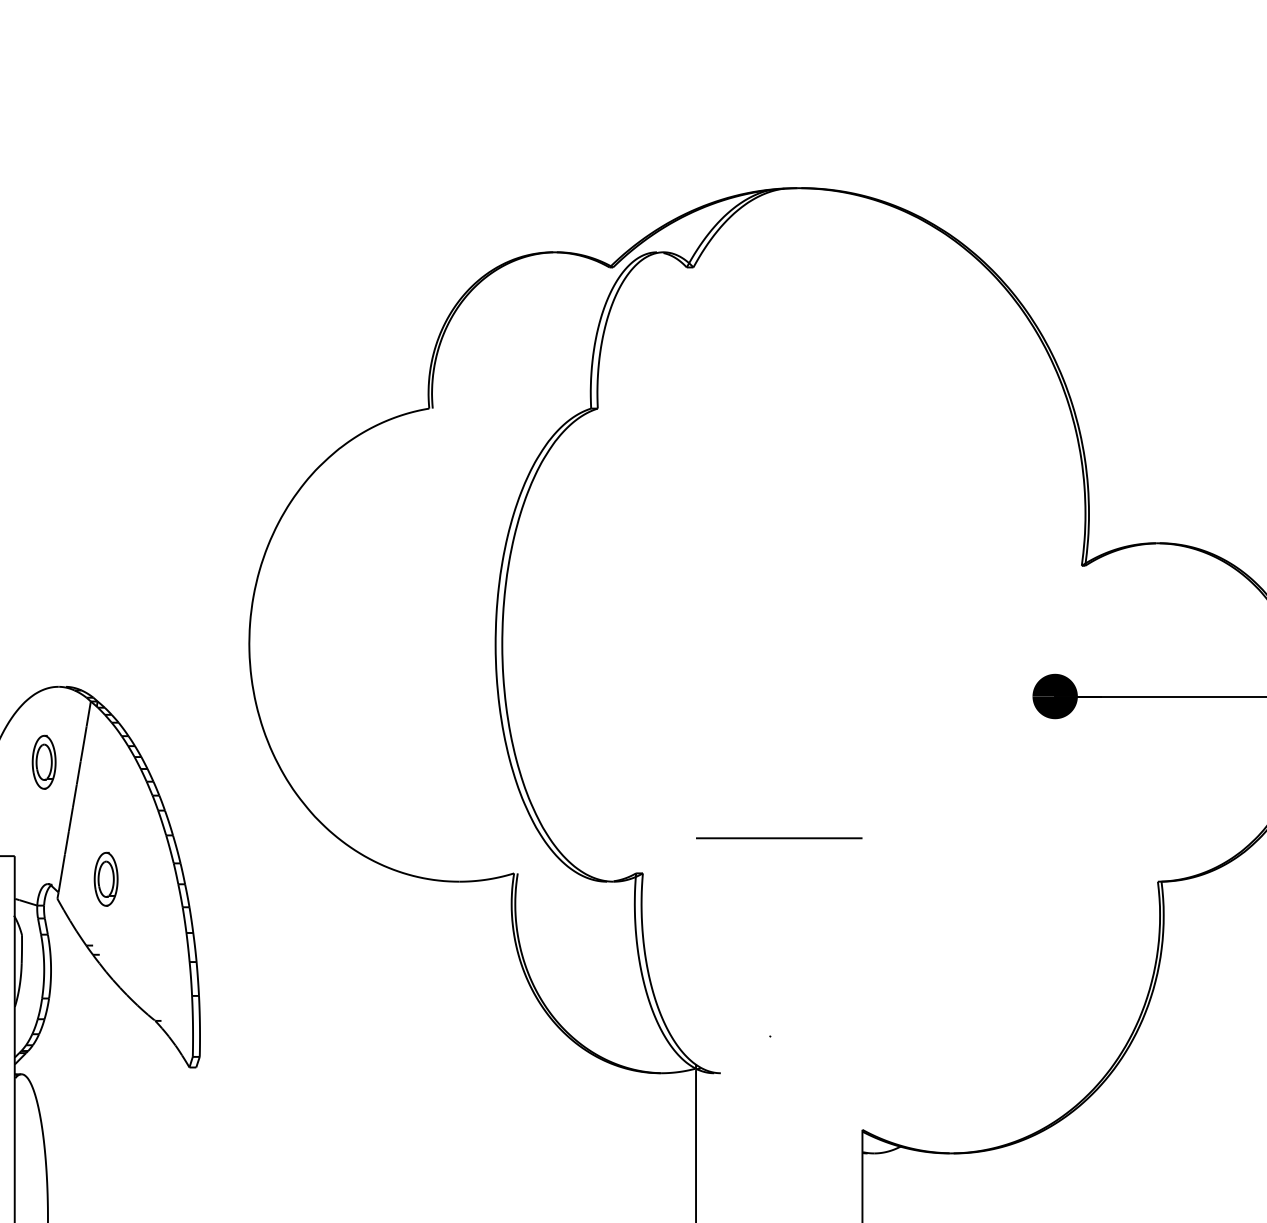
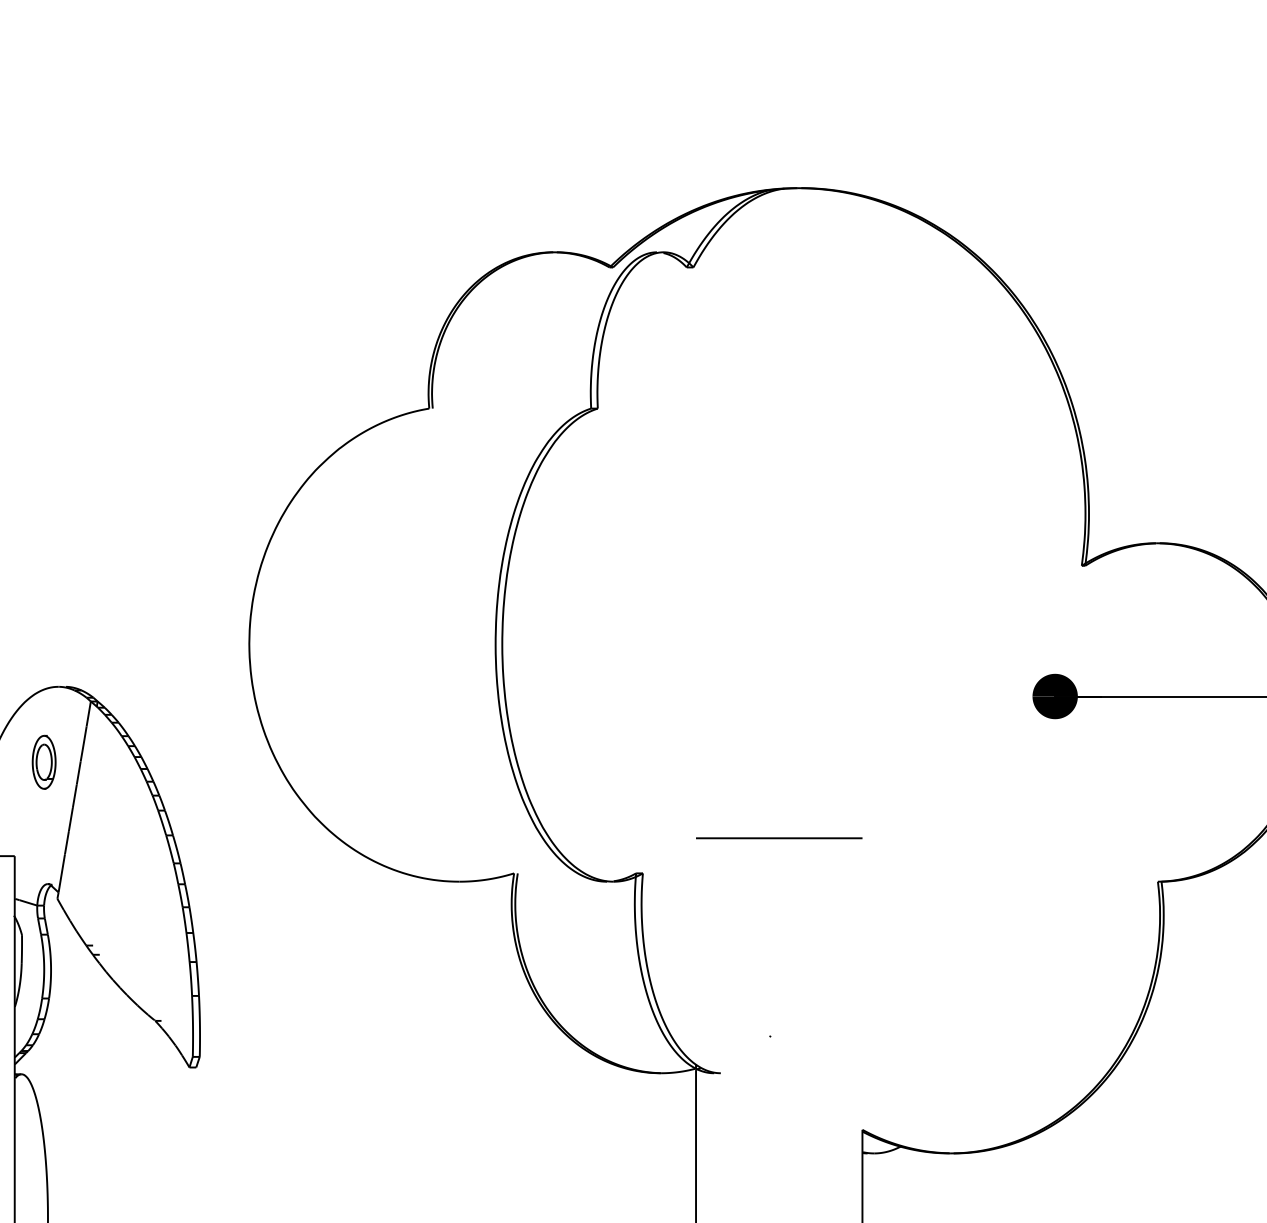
part: present -> none (105, 878)
